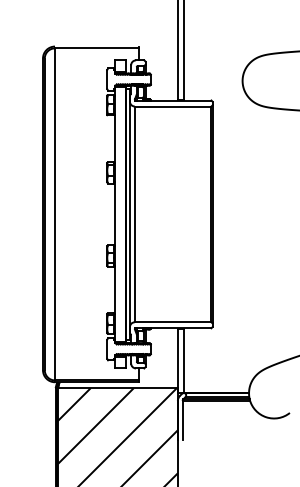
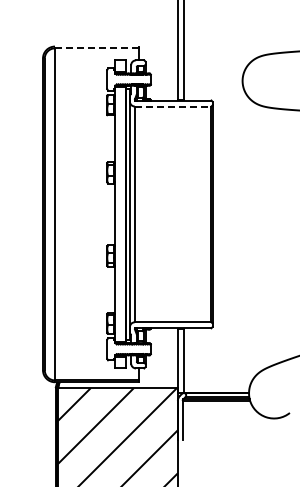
line: solid -> dashed (96, 48)
line: solid -> dashed (173, 106)
